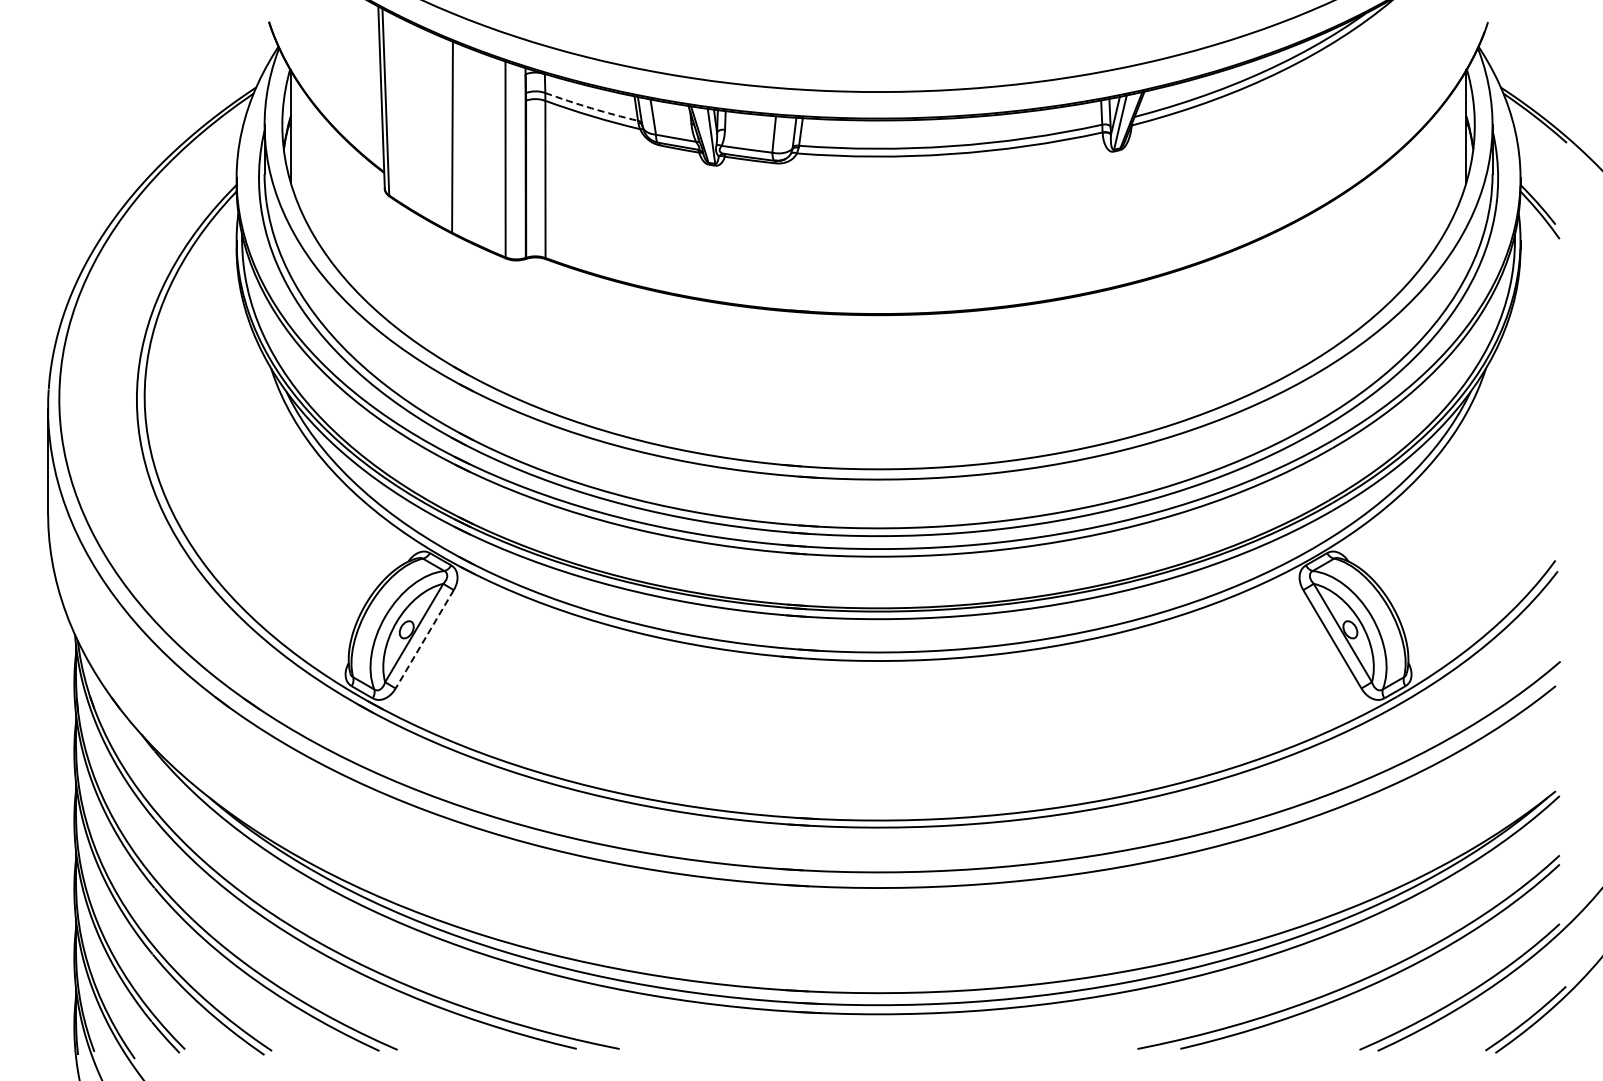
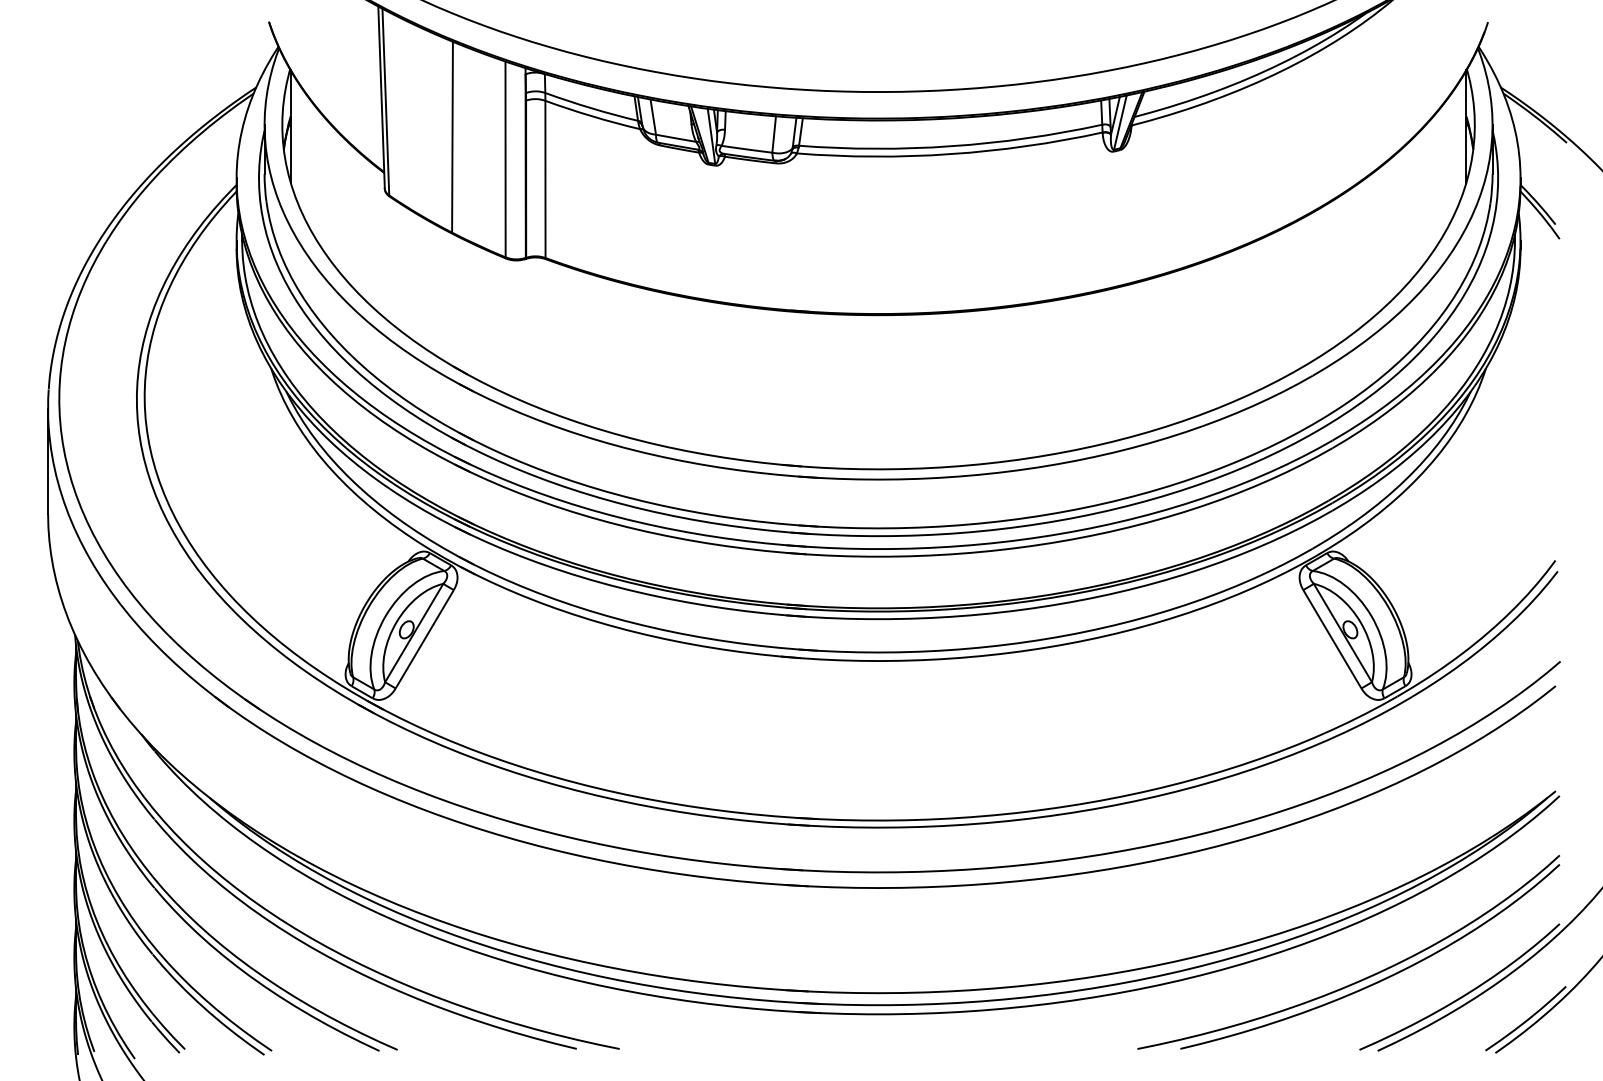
arc: dashed -> solid (591, 108)
line: dashed -> solid (424, 639)
